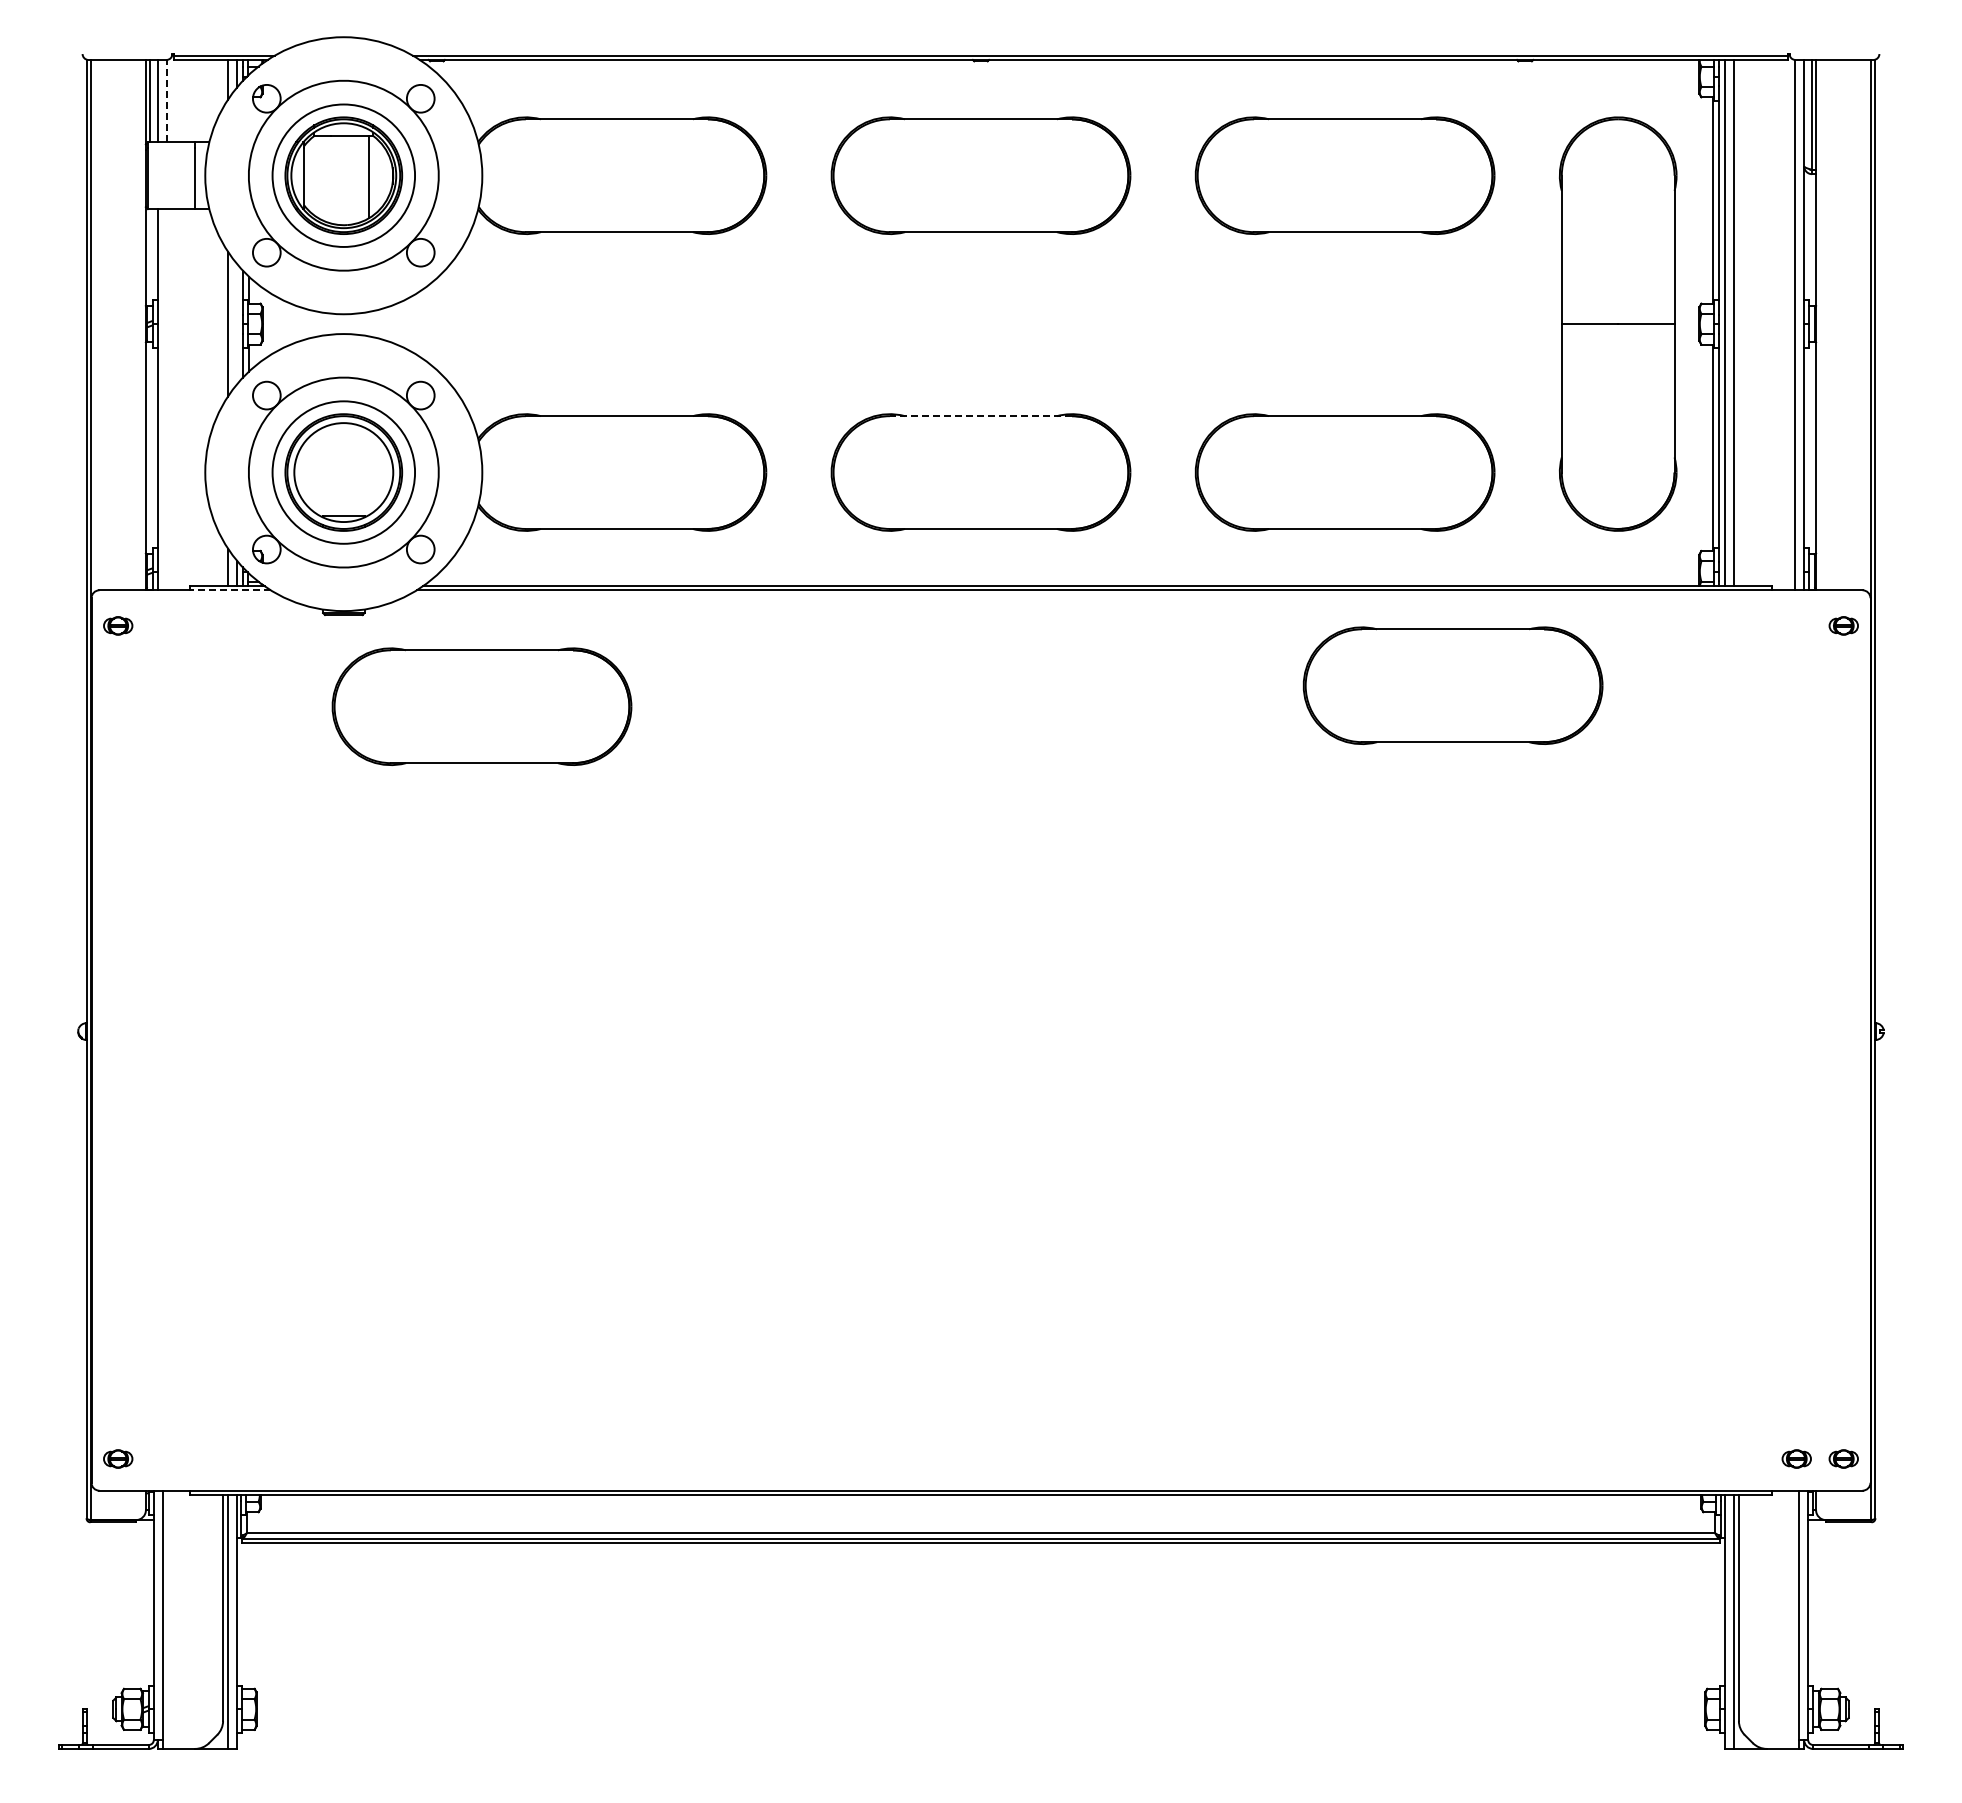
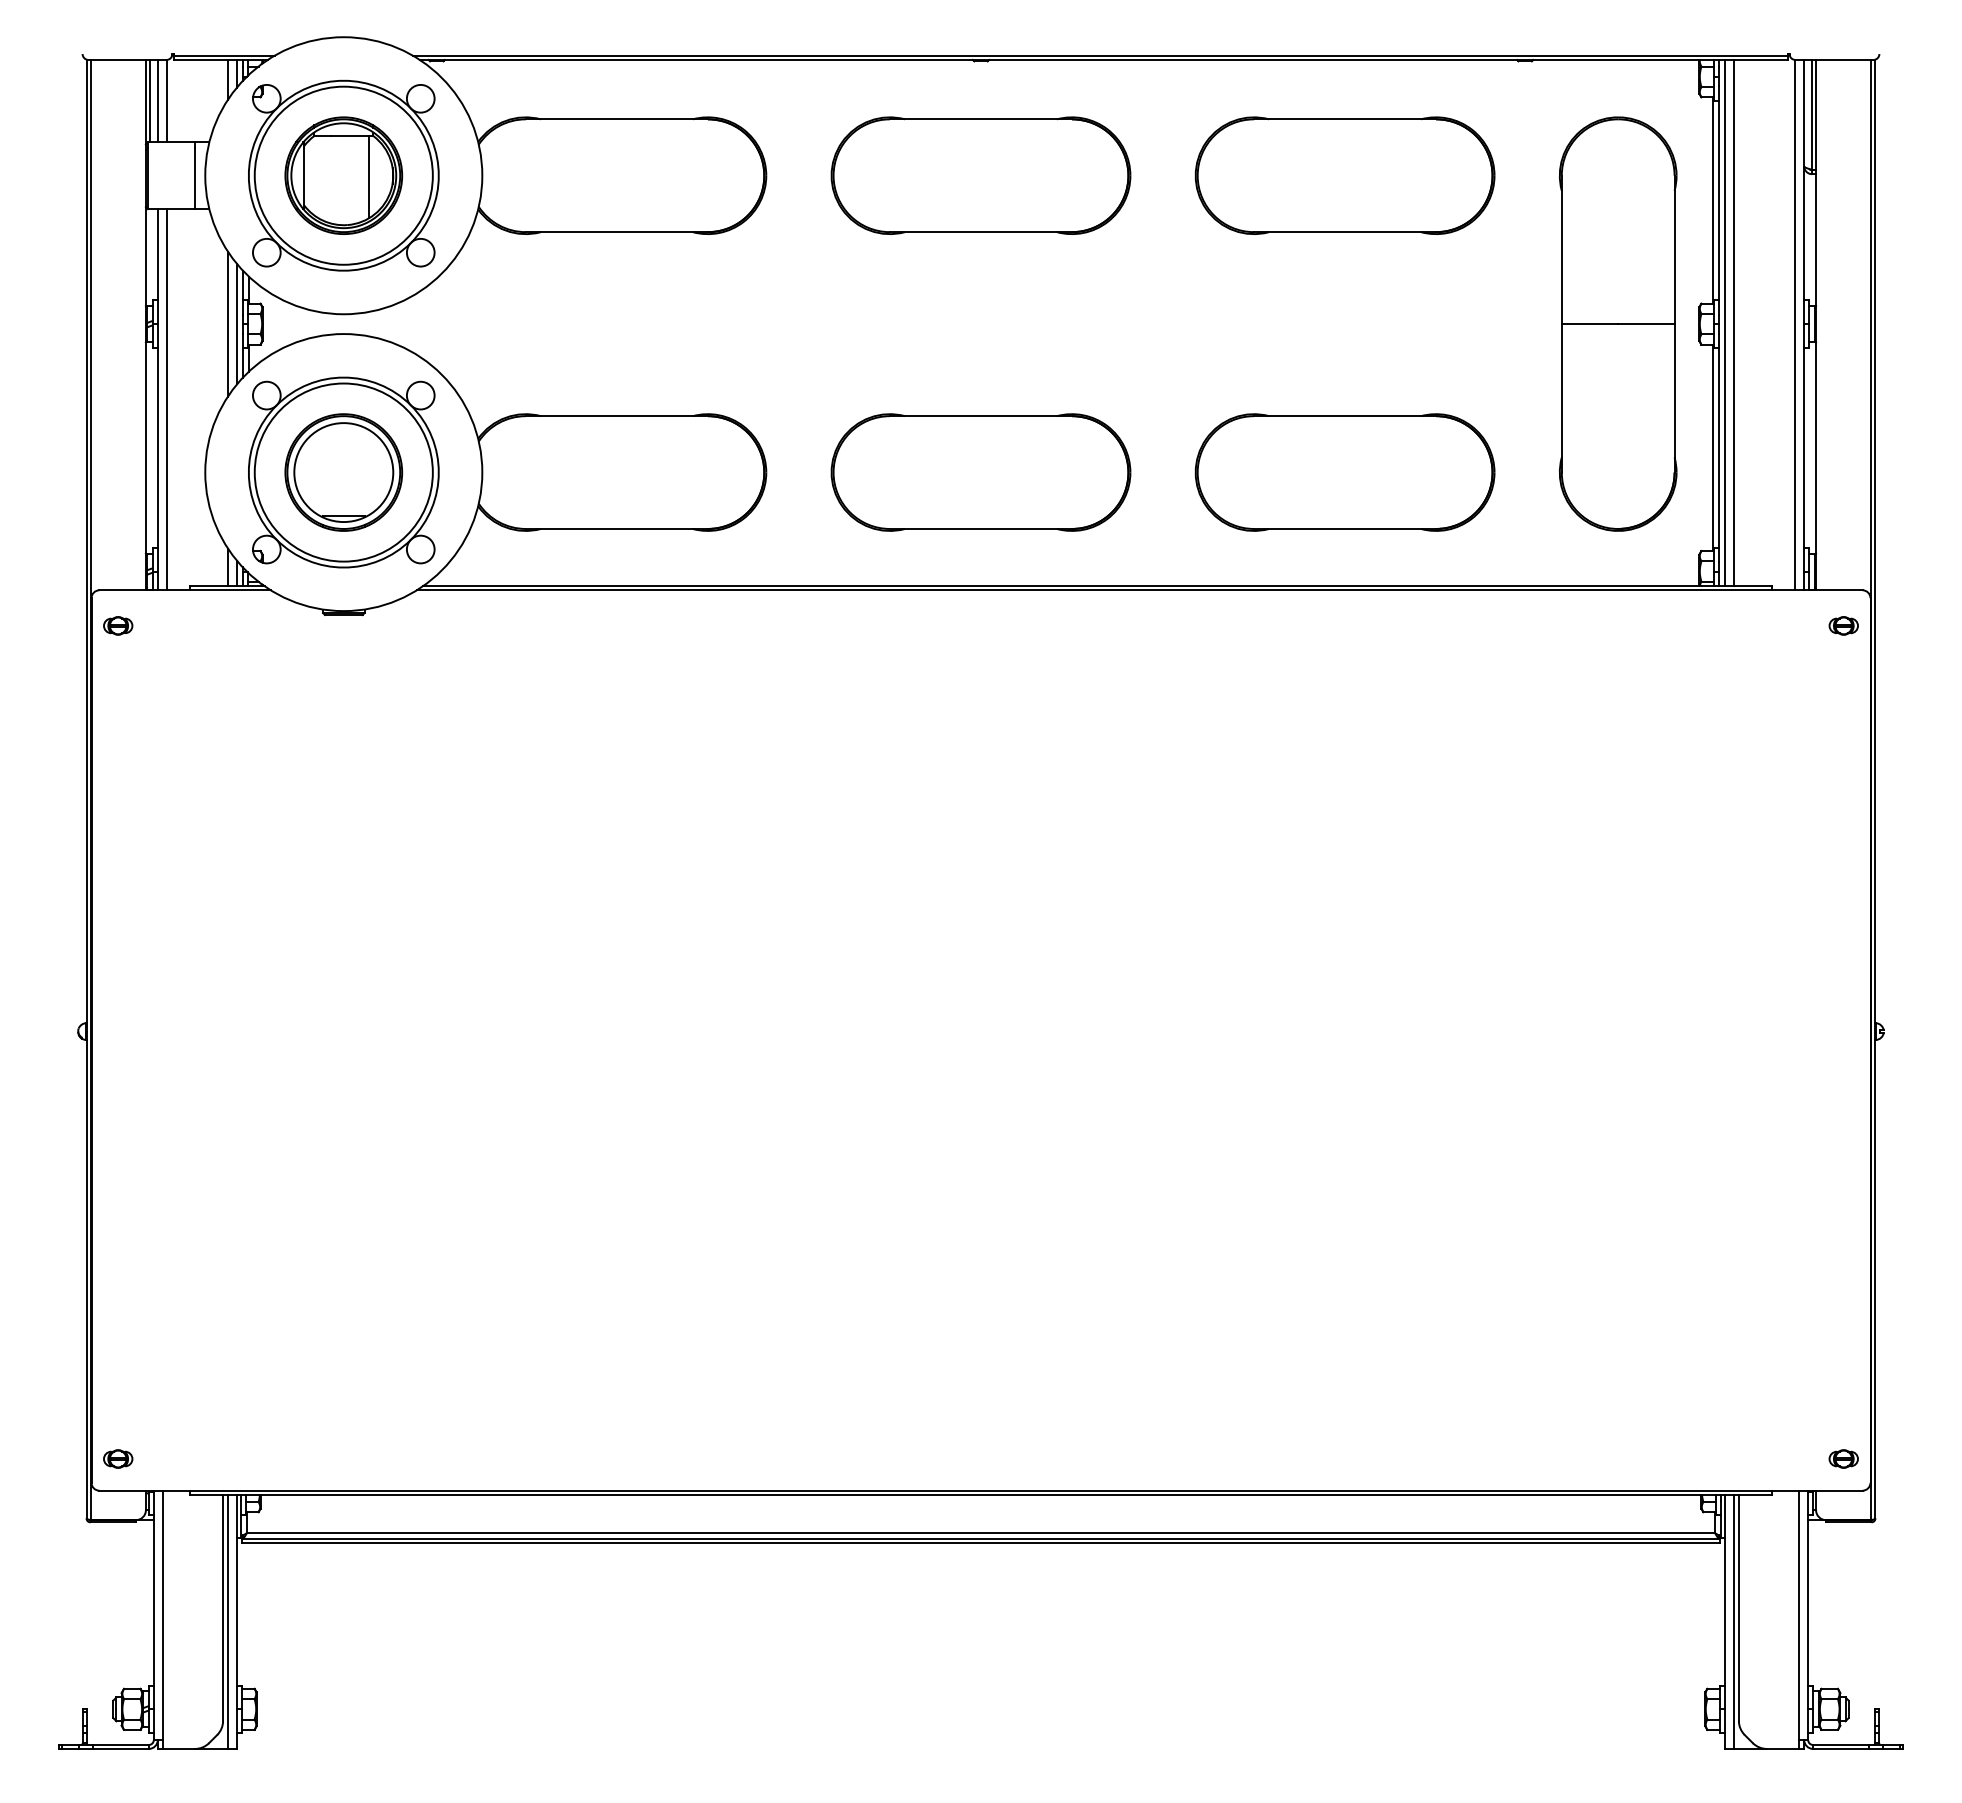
line: dashed -> solid (166, 100)
circle diameter: 142 px -> 178 px (343, 175)
line: none -> present (236, 323)
line: none -> present (166, 399)
line: dashed -> solid (980, 416)
circle diameter: 142 px -> 178 px (343, 472)
line: dashed -> solid (230, 590)
part: present -> none (1452, 685)
part: present -> none (481, 706)
part: present -> none (1796, 1458)
